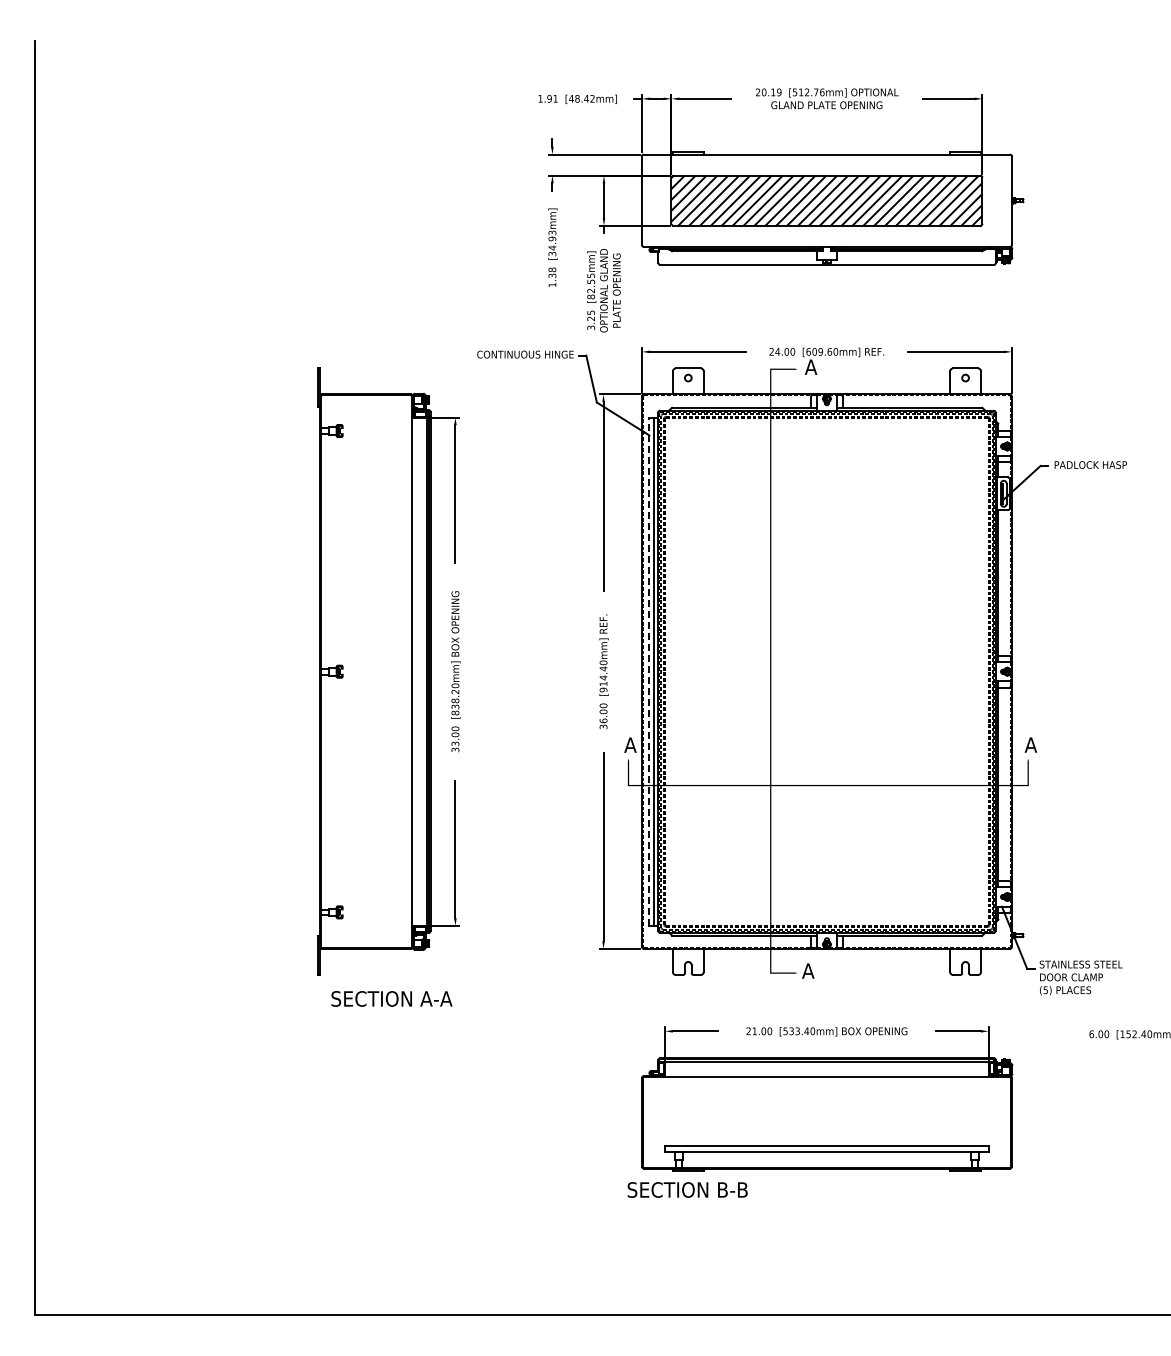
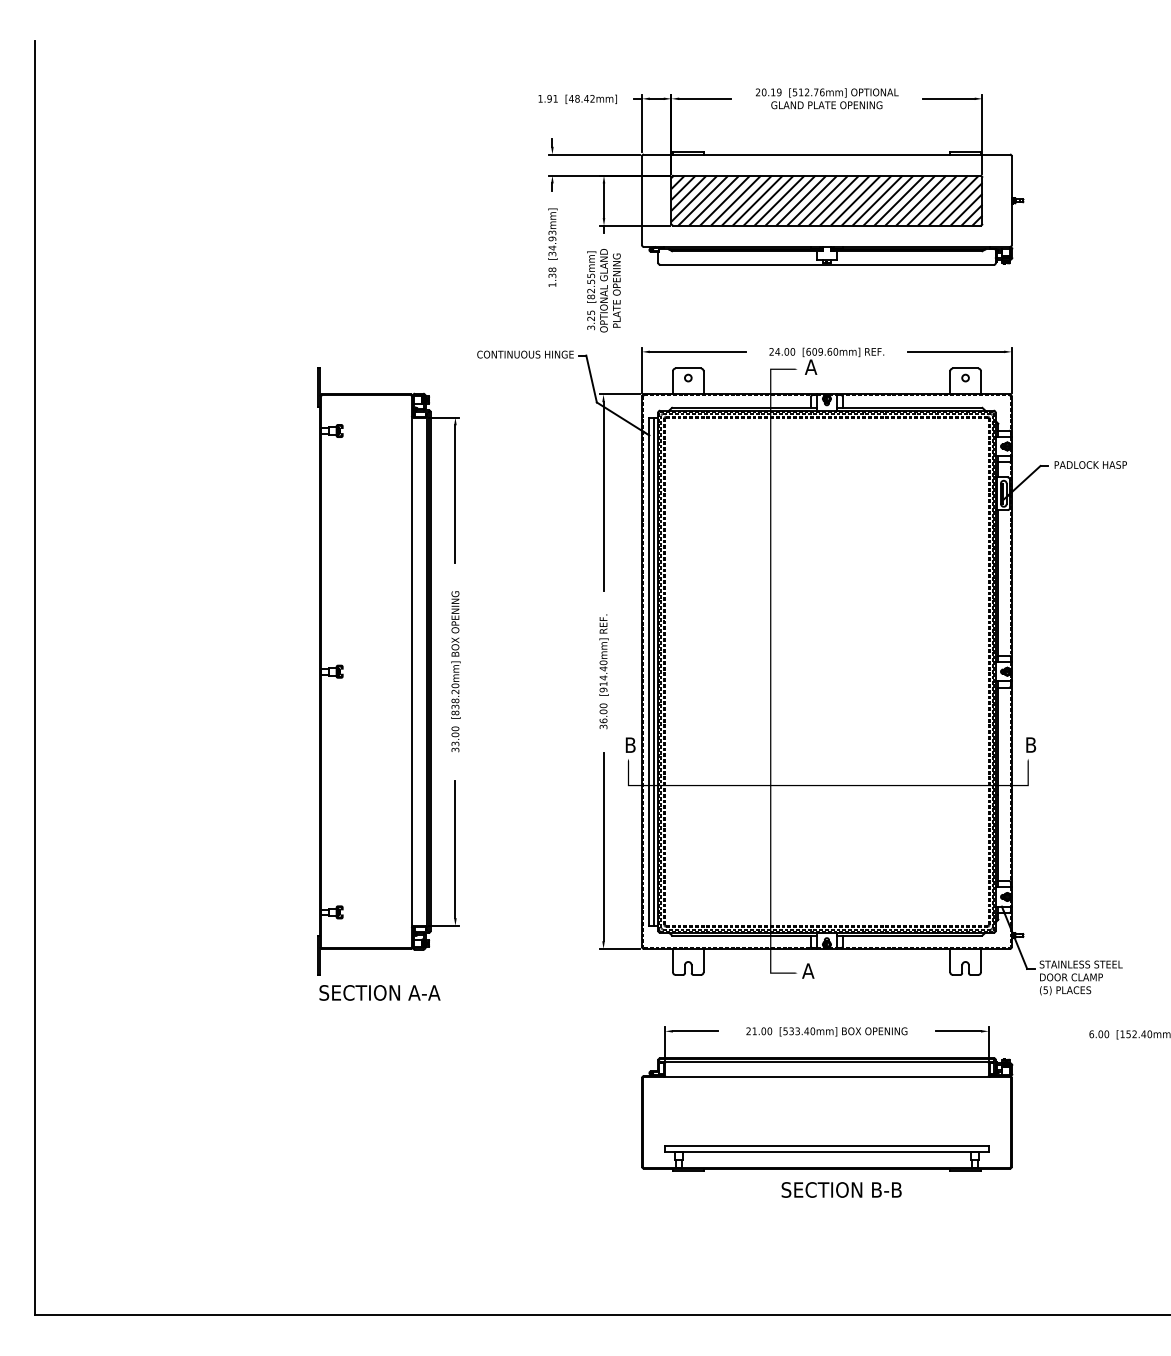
line: dashed -> solid (649, 671)
text: A -> B (630, 744)
text: A -> B (1030, 744)
text position: (391, 998) -> (379, 992) (379, 992)
text position: (687, 1189) -> (841, 1189) (841, 1189)
